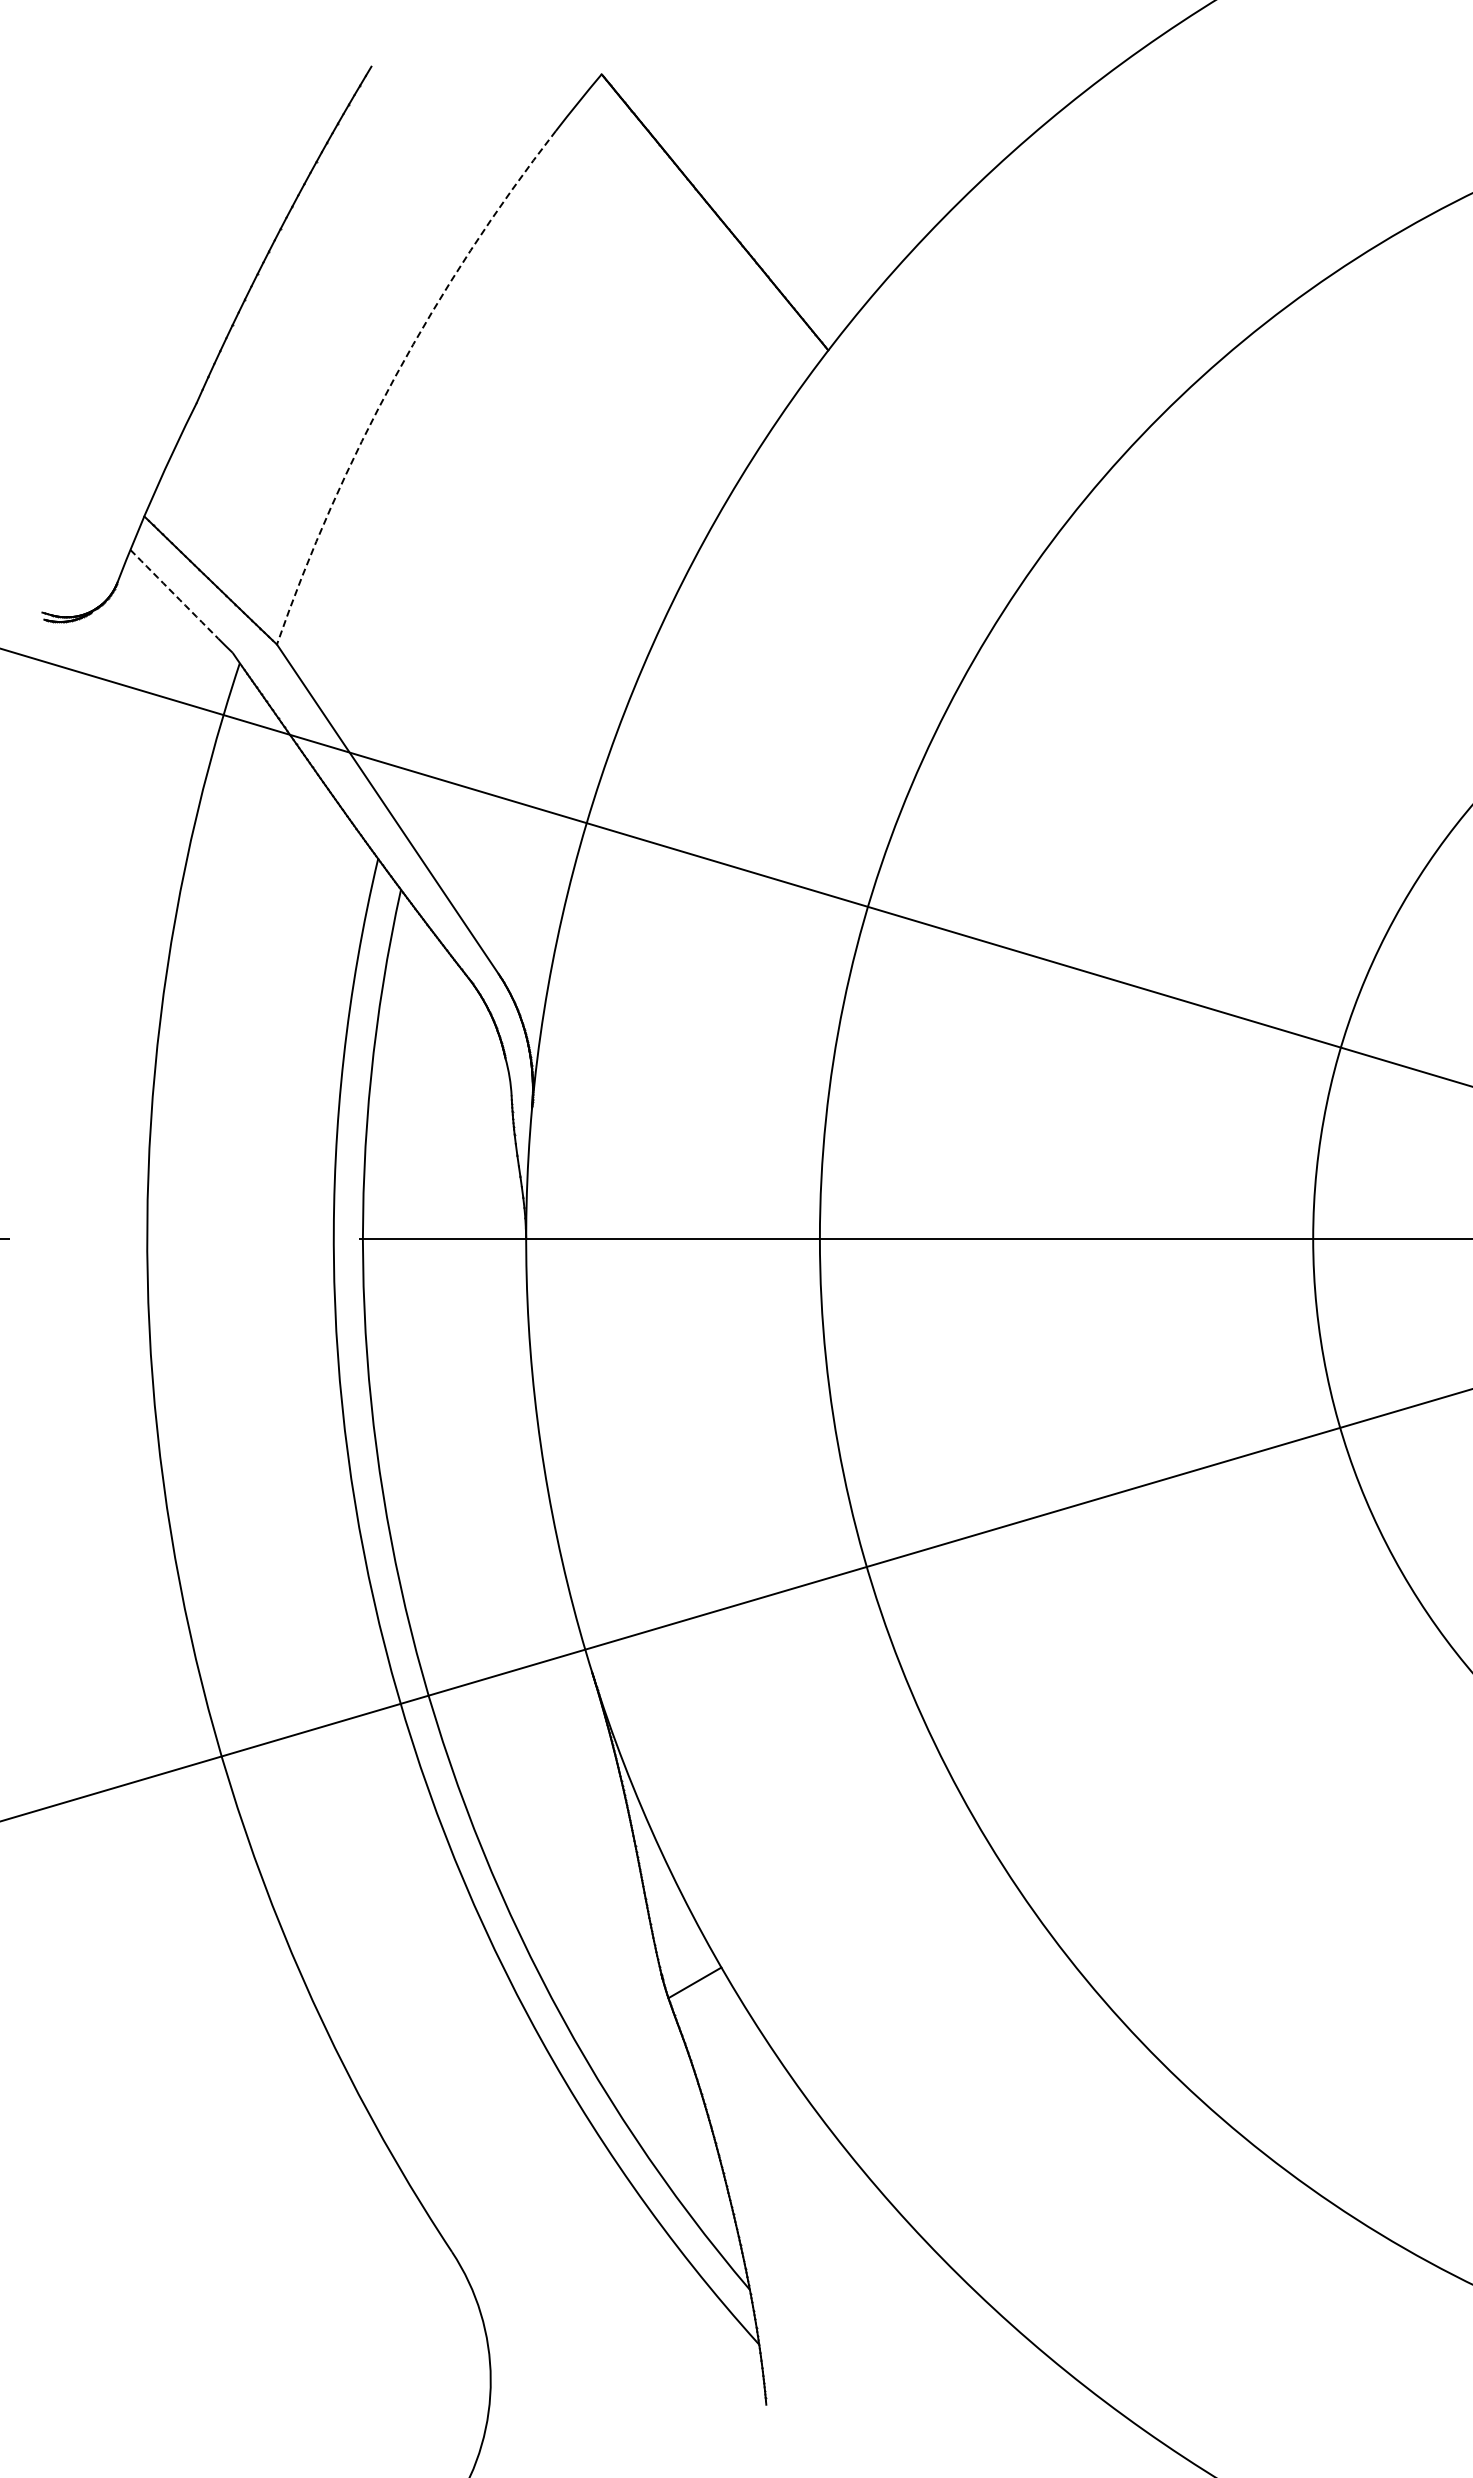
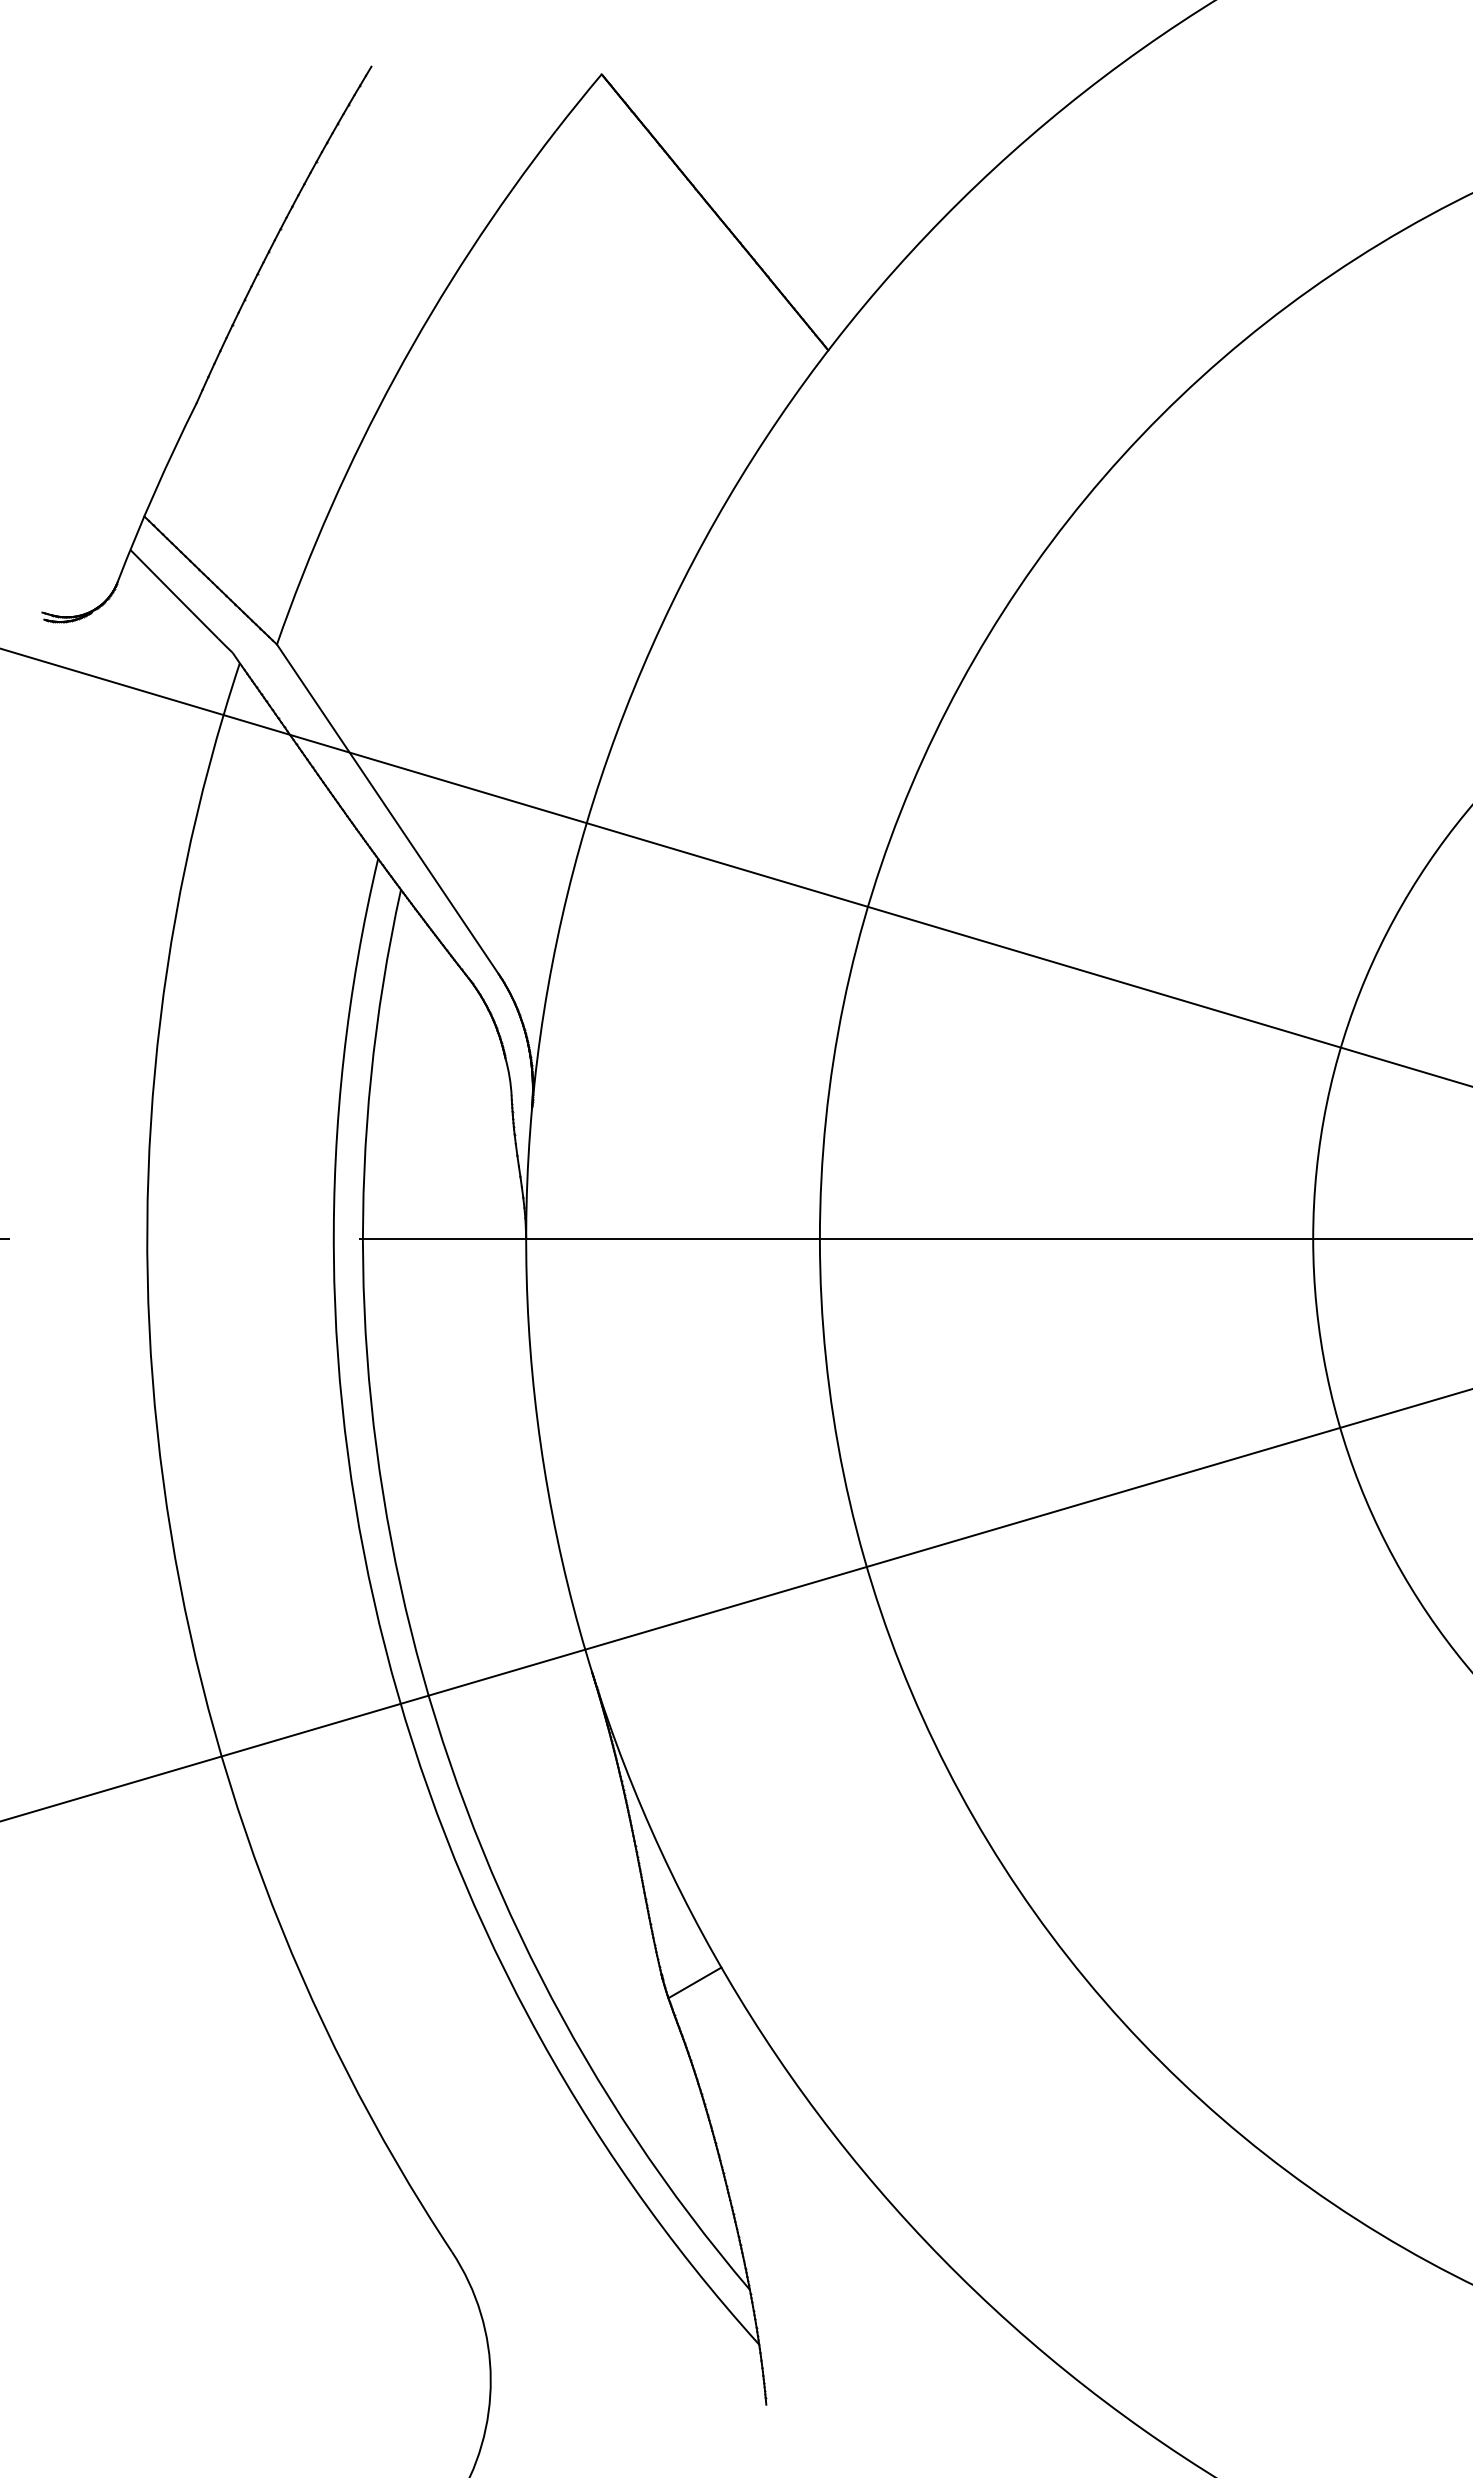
arc: dashed -> solid (395, 376)
arc: dashed -> solid (174, 594)
